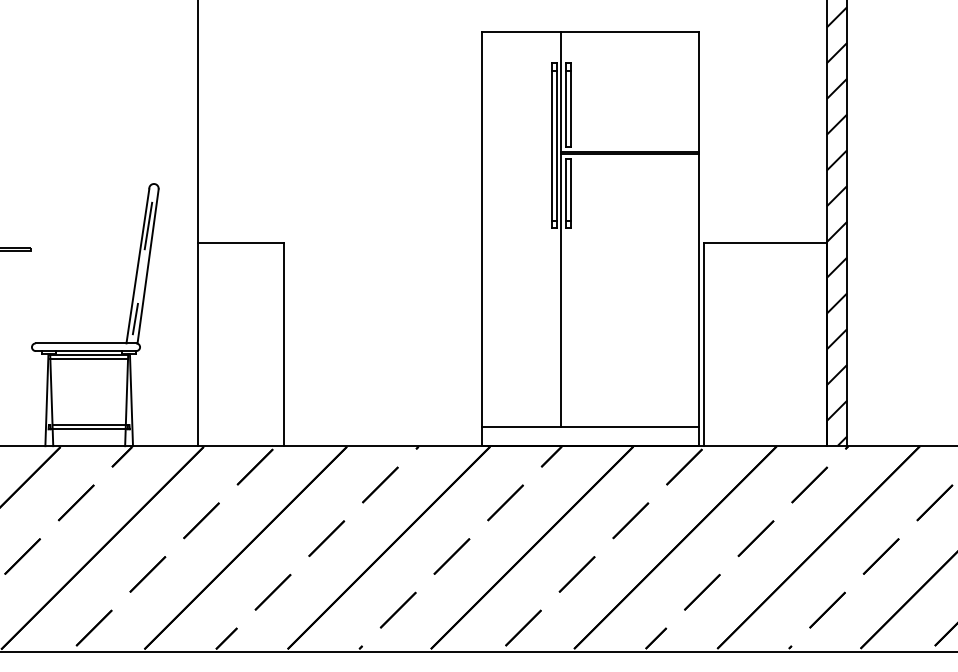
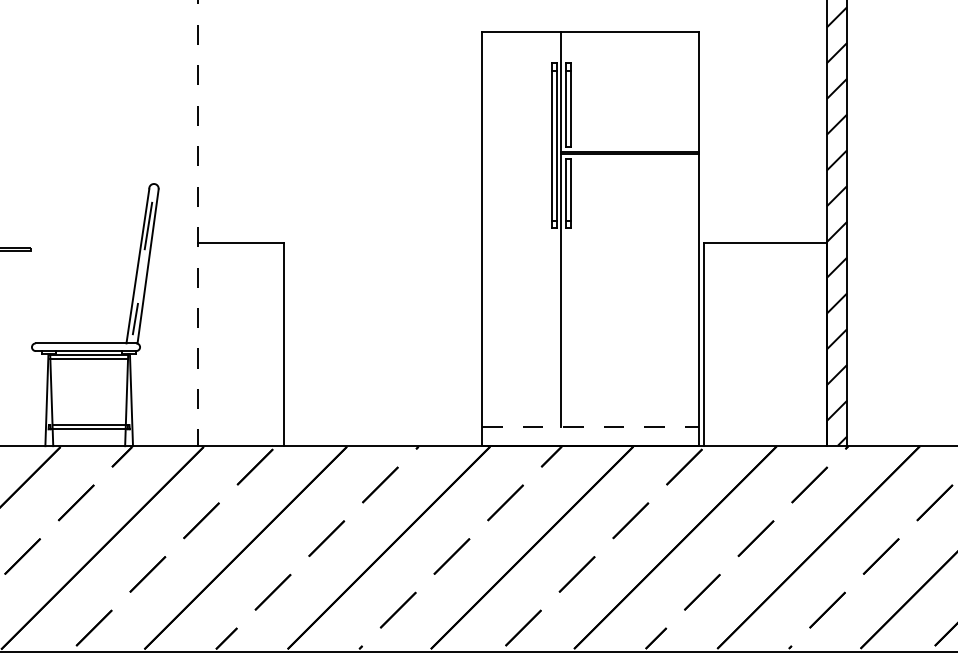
line: solid -> dashed (197, 222)
line: solid -> dashed (591, 426)
